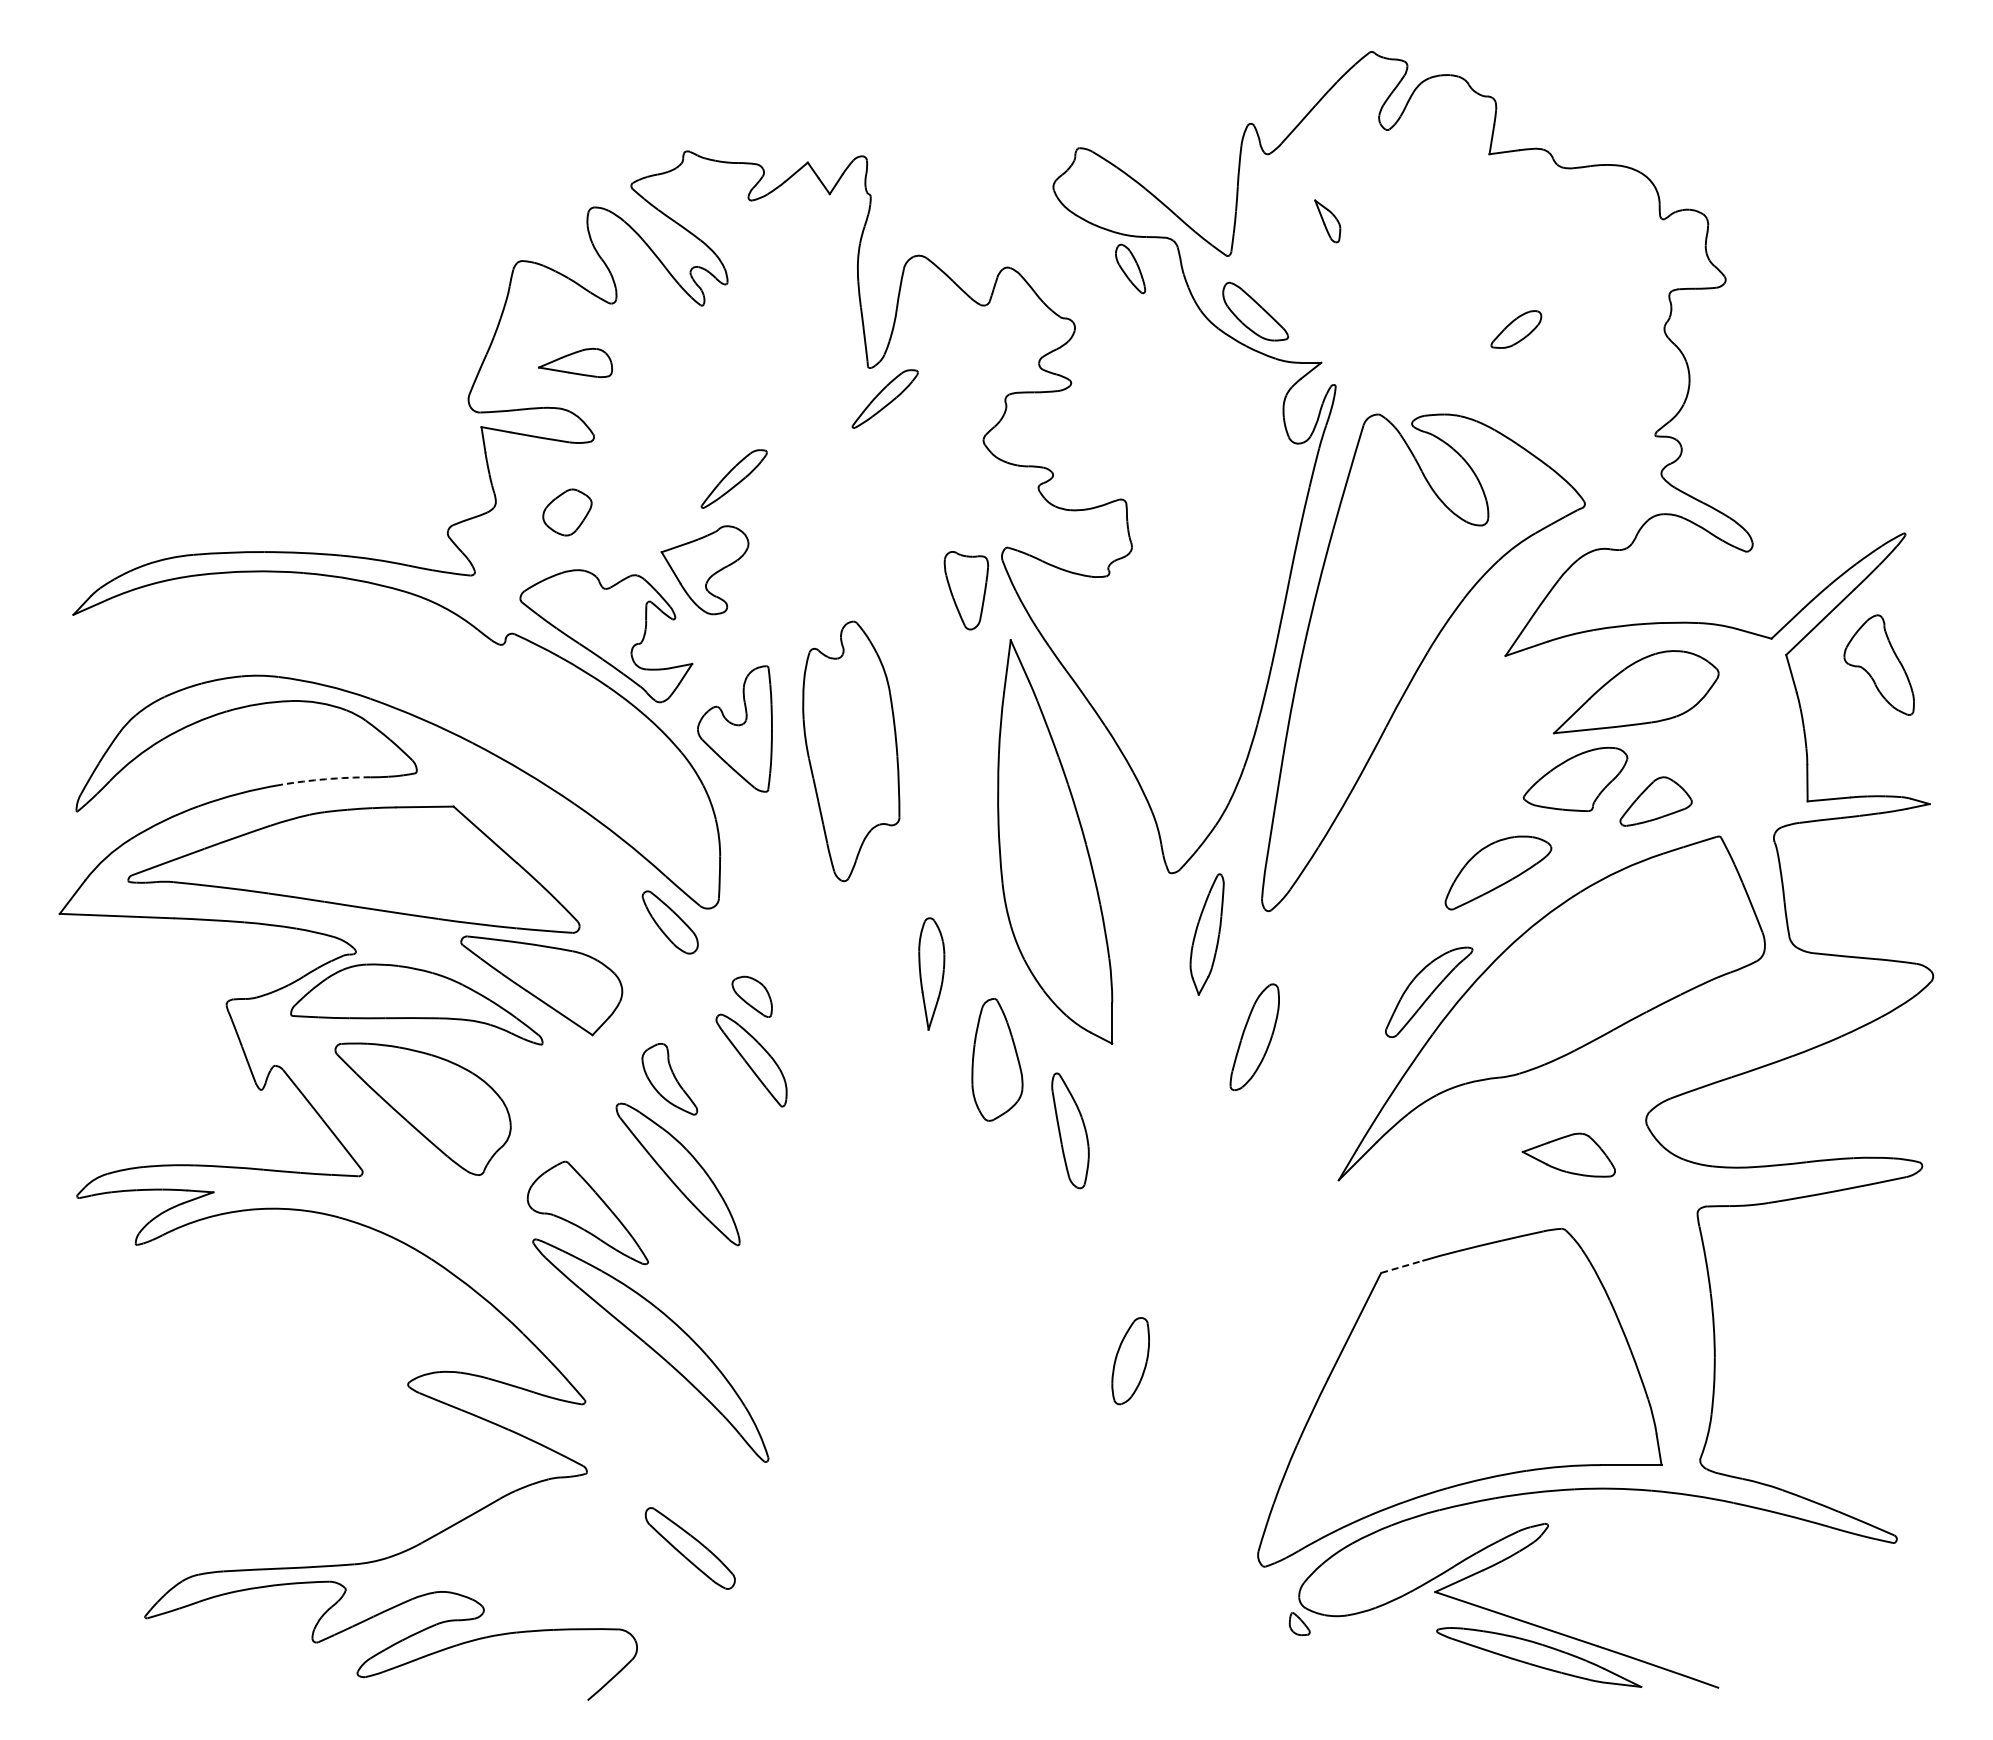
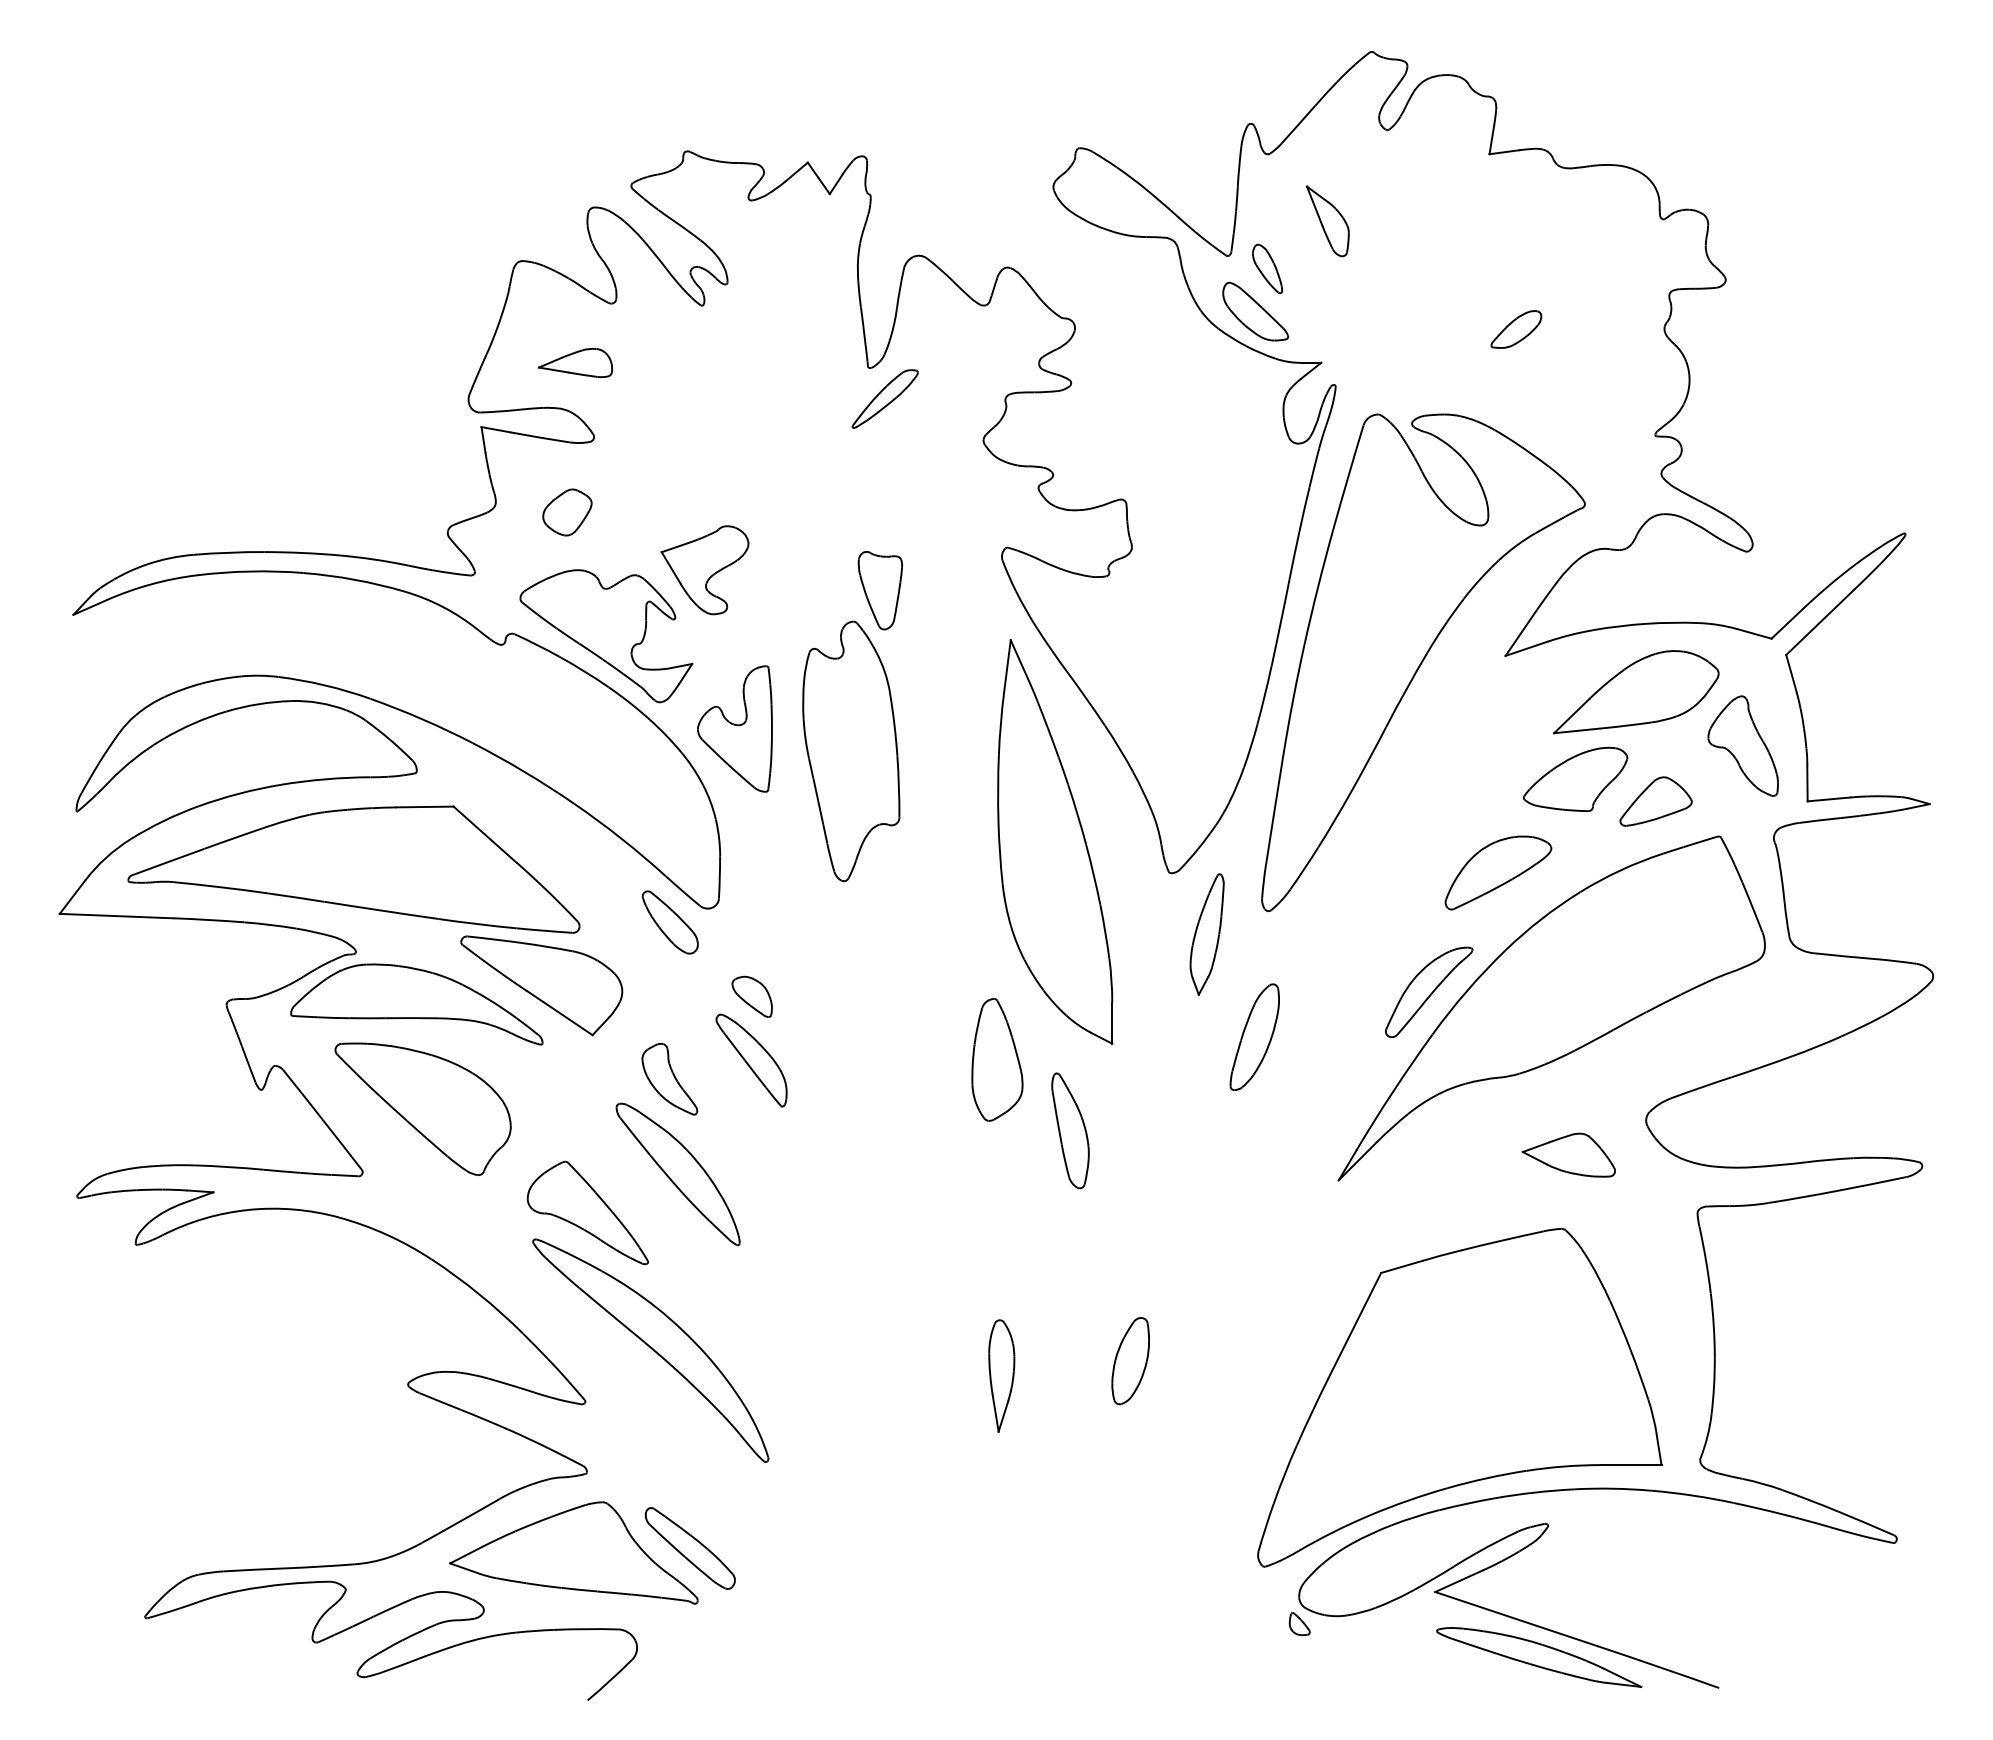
part size: 28x45 px -> 45x73 px (1327, 221)
part position: (1130, 268) -> (1267, 268) (1267, 268)
part: present -> none (733, 478)
part position: (966, 590) -> (880, 590) (880, 590)
part position: (1878, 664) -> (1742, 745) (1742, 745)
arc: dashed -> solid (325, 779)
part position: (931, 973) -> (1001, 1375) (1001, 1375)
line: dashed -> solid (1402, 1266)
part: none -> present (573, 1552)
